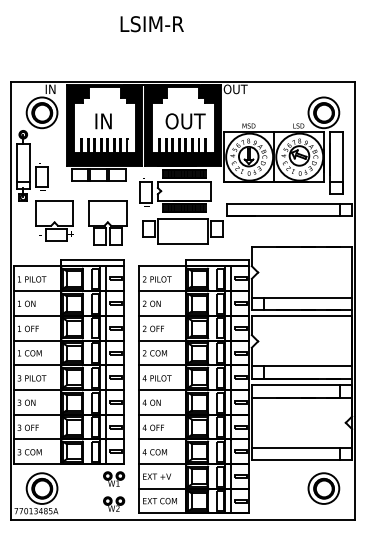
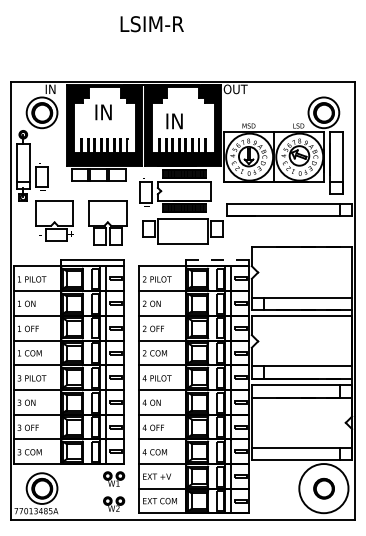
text position: (103, 121) -> (103, 112) (103, 112)
text: OUT -> IN (185, 121)
line: solid -> dashed (216, 260)
circle diameter: 31 px -> 49 px (323, 488)
